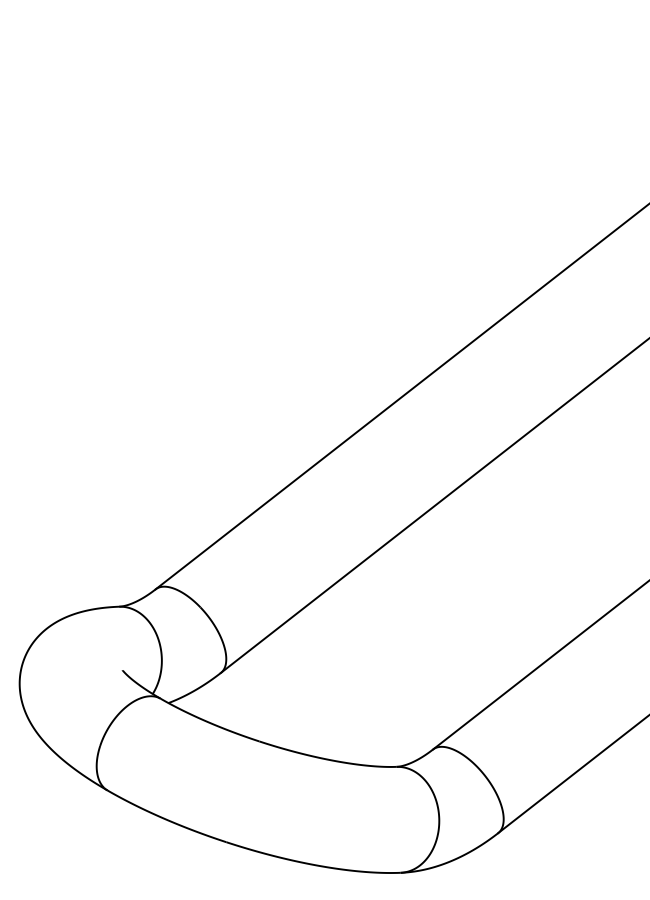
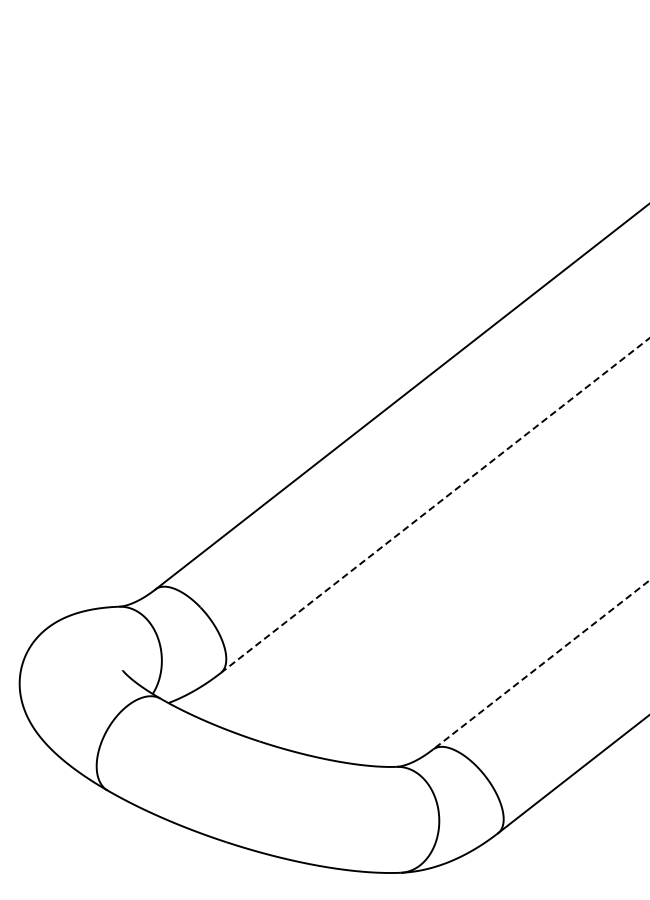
line: solid -> dashed (435, 505)
line: solid -> dashed (540, 665)
